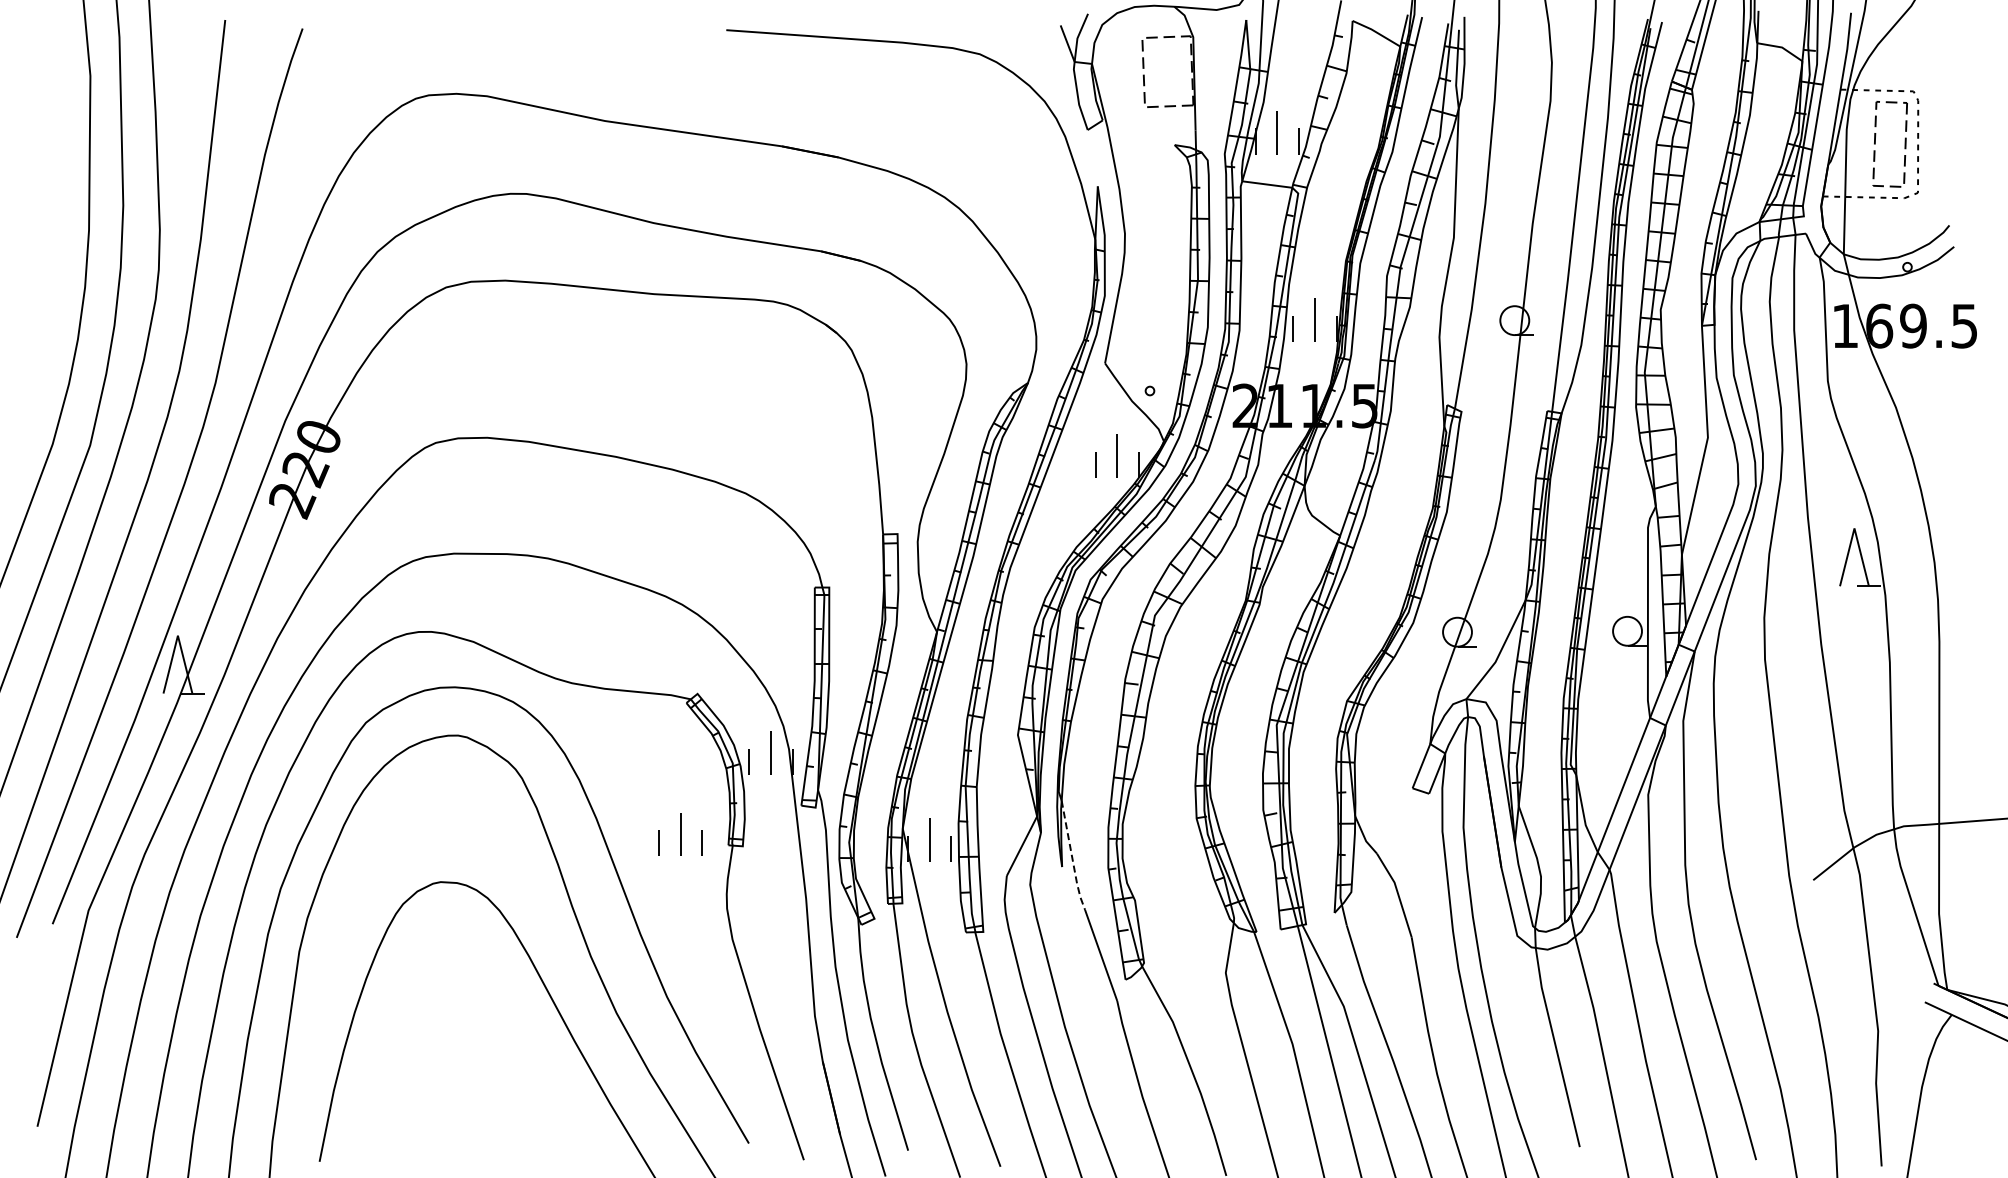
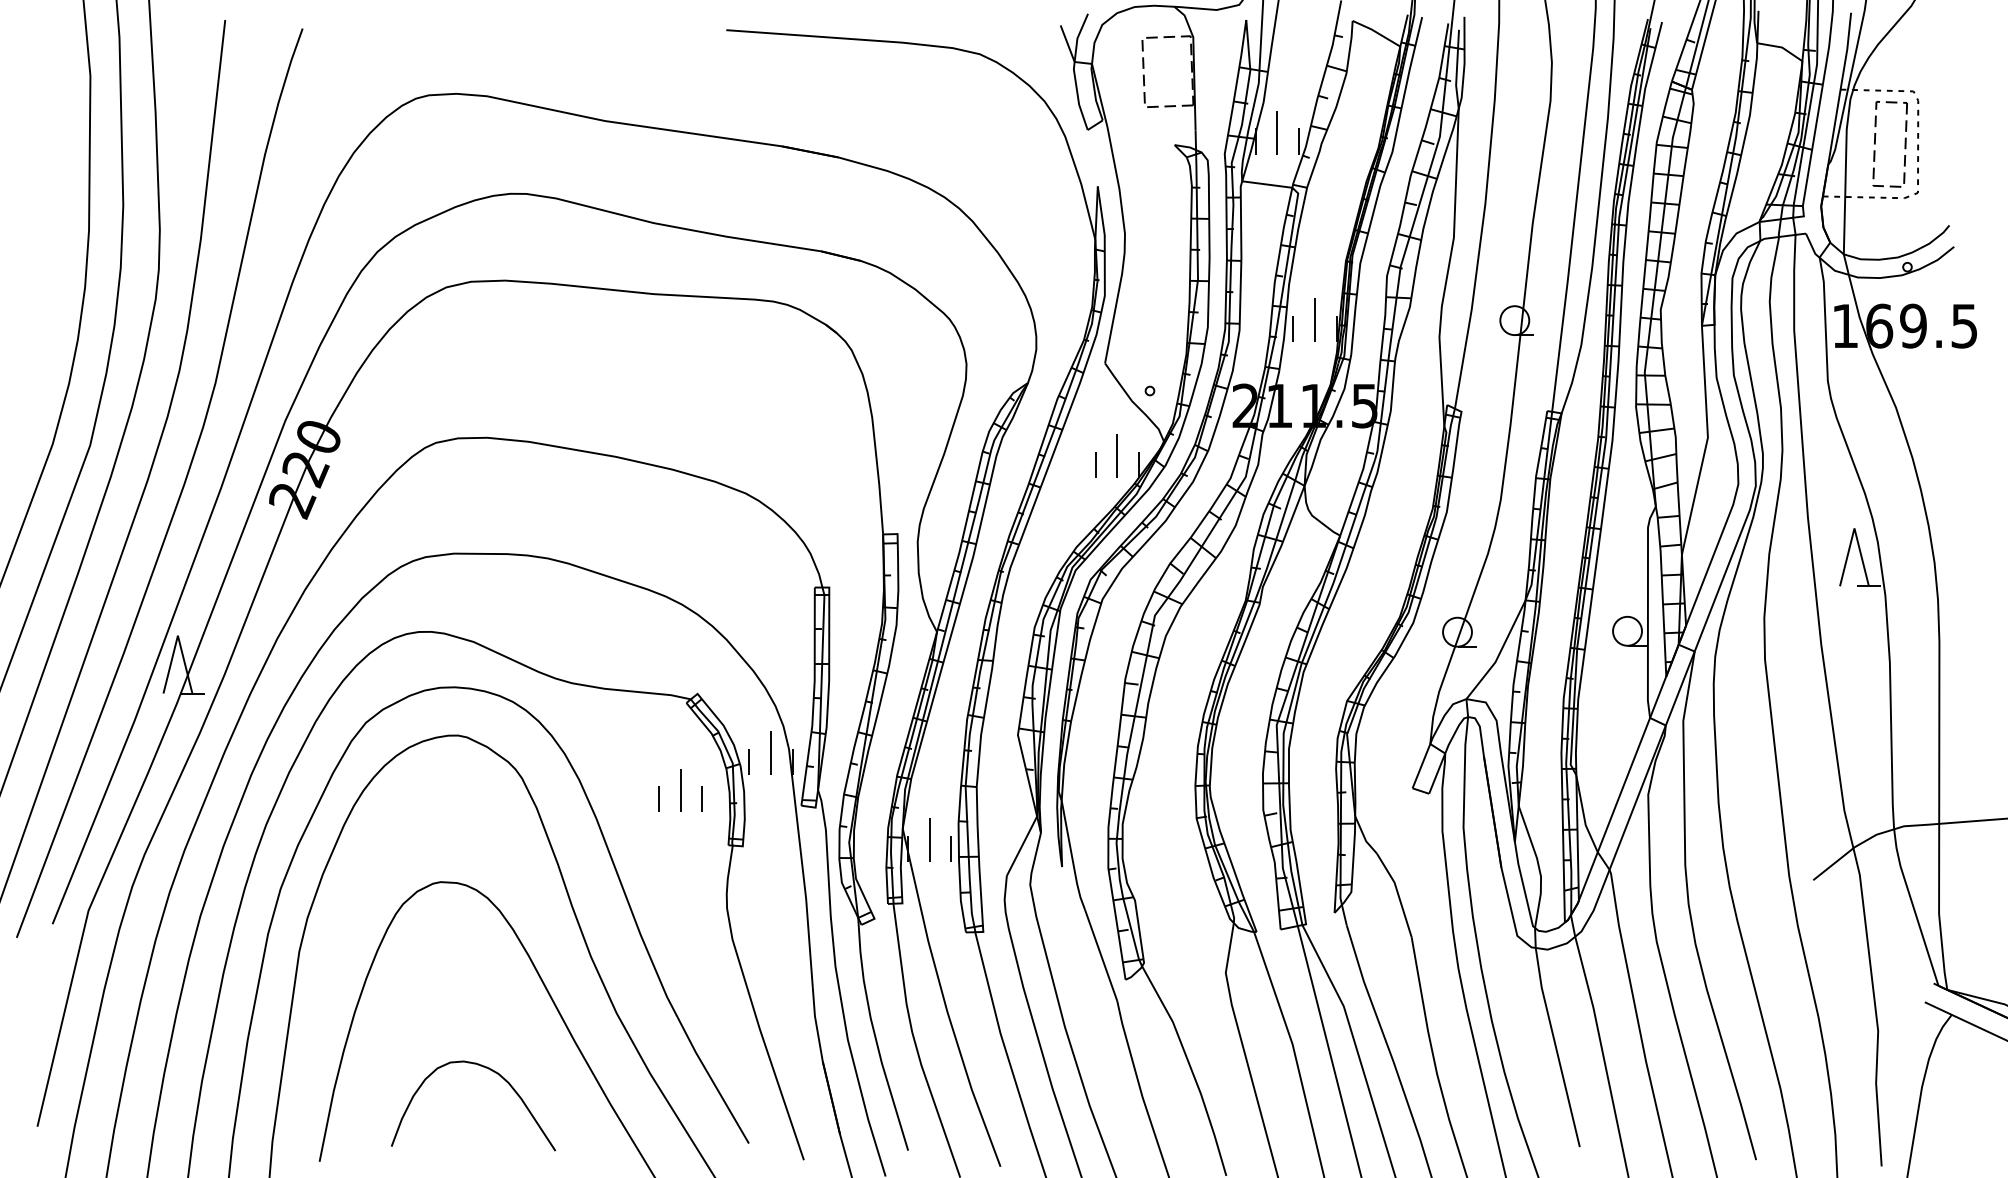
part position: (680, 834) -> (680, 790) (680, 790)
line: dashed -> solid (1072, 857)
curve: none -> present (493, 1072)
